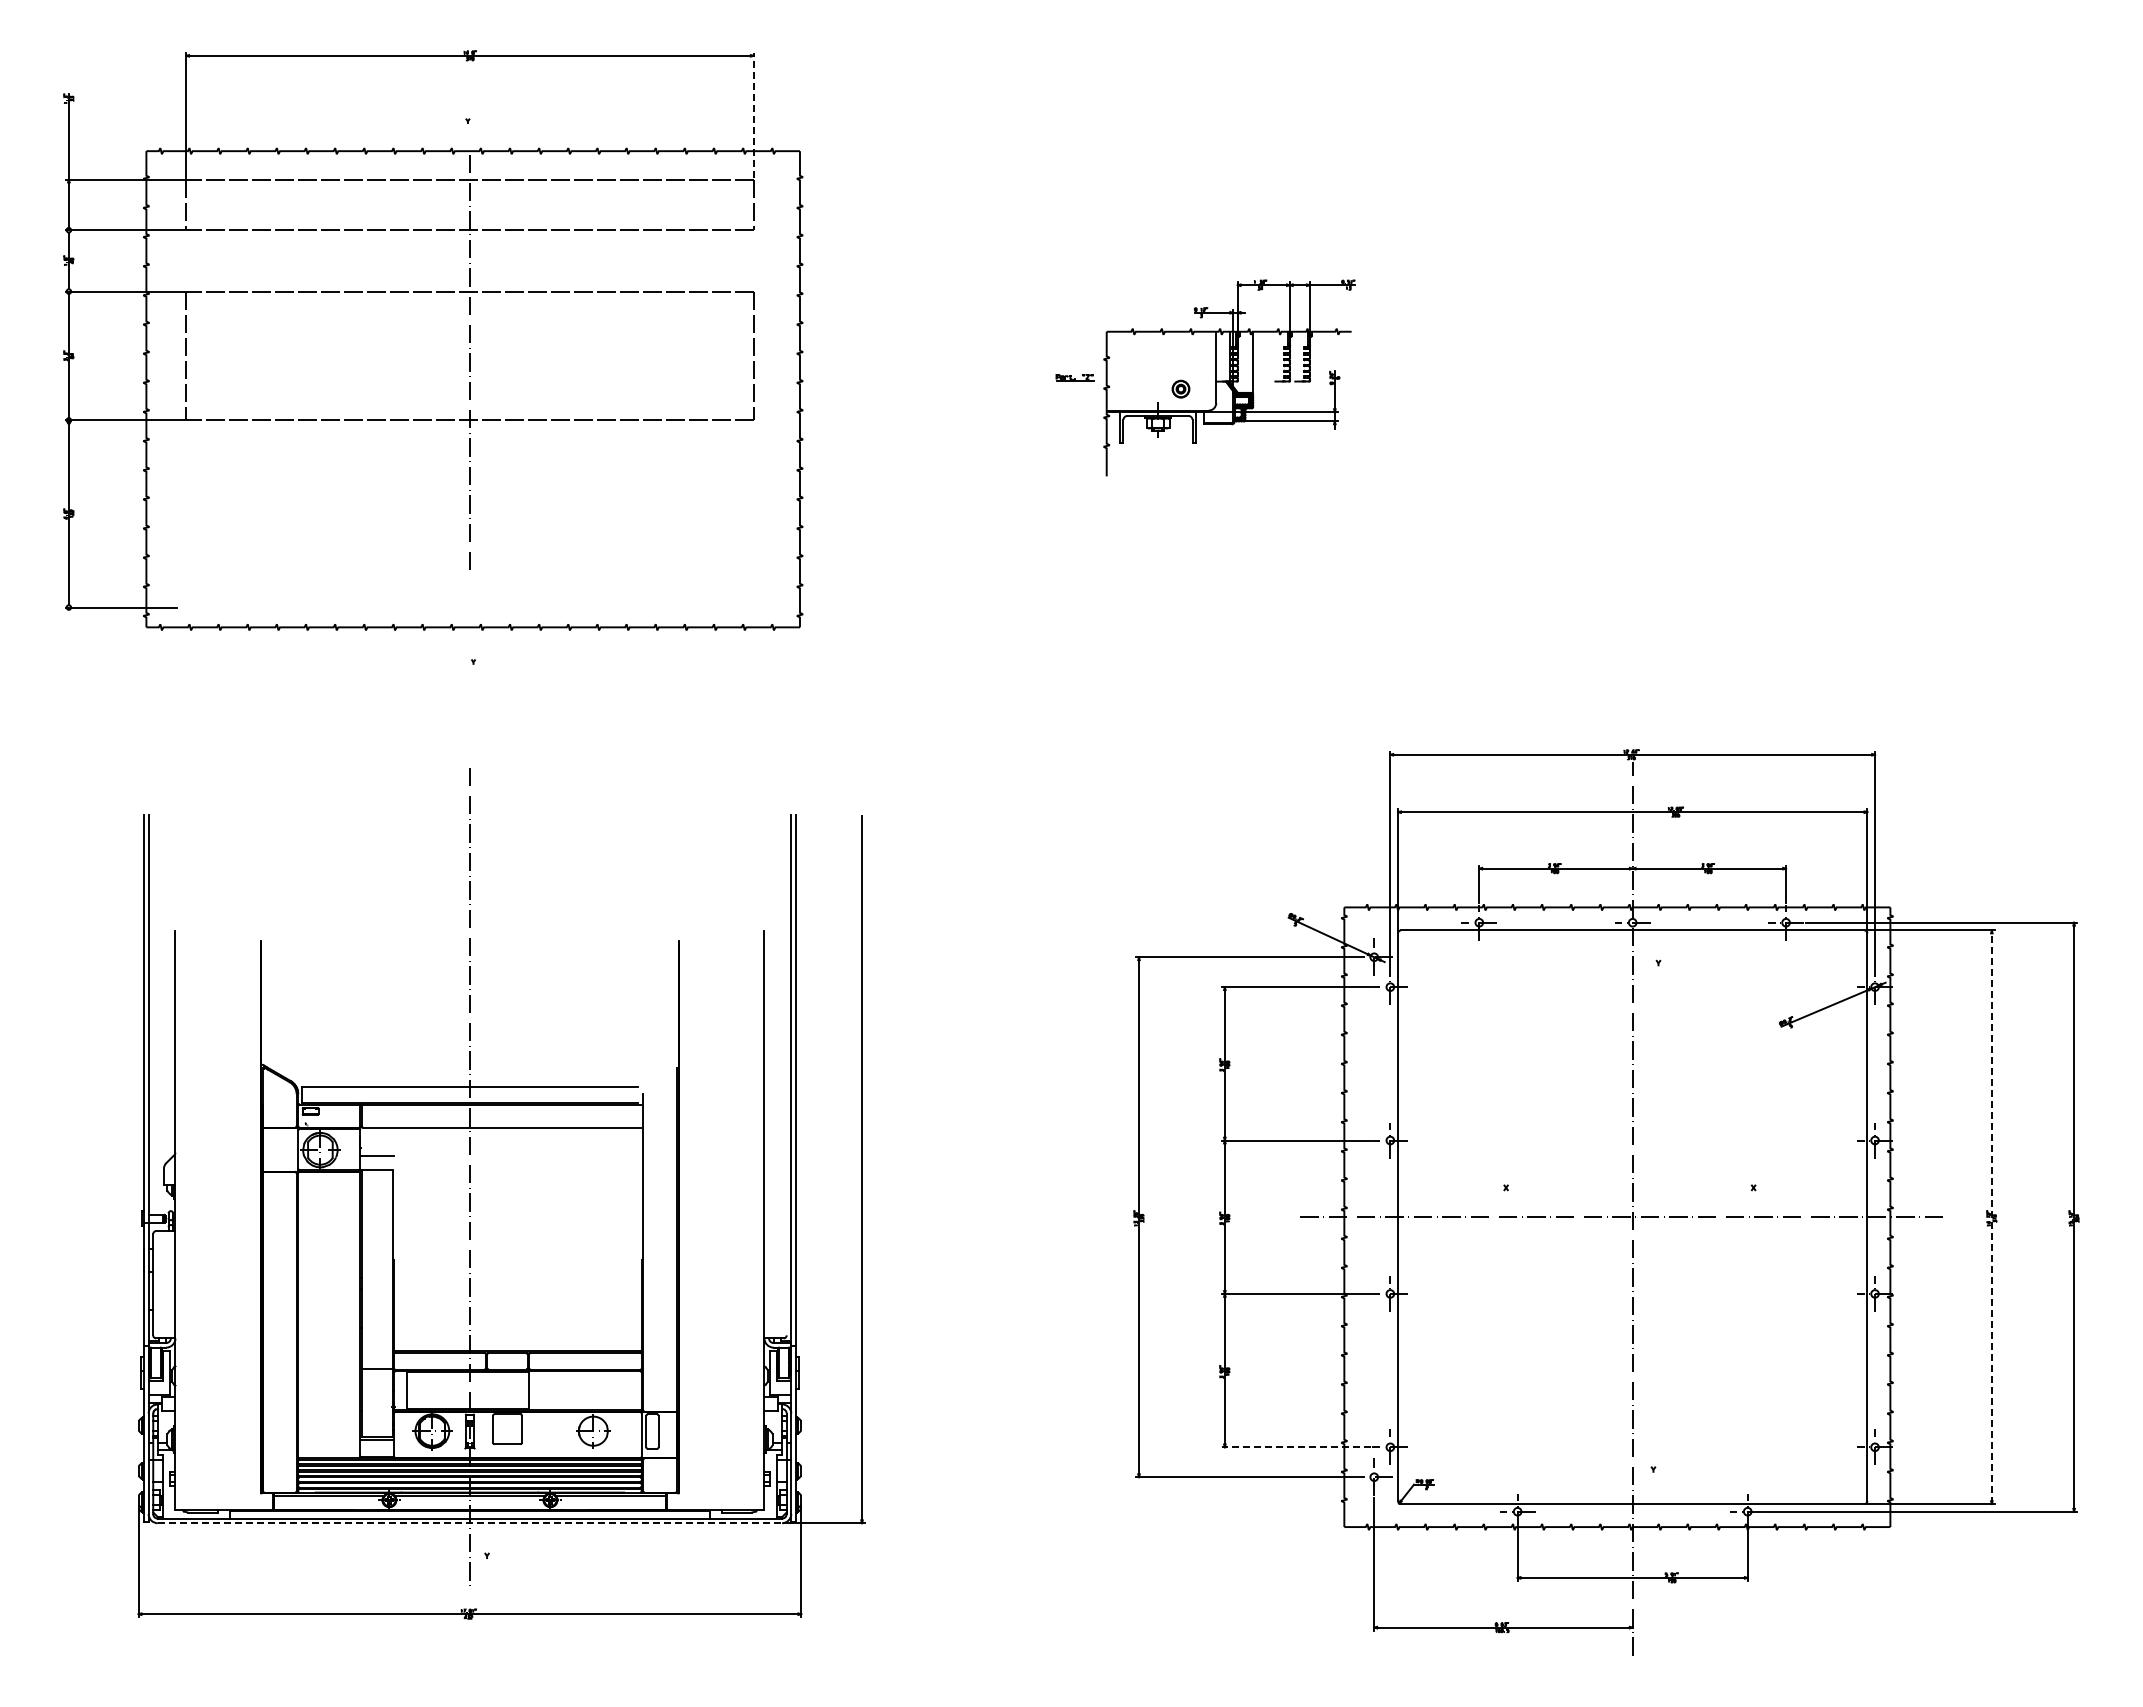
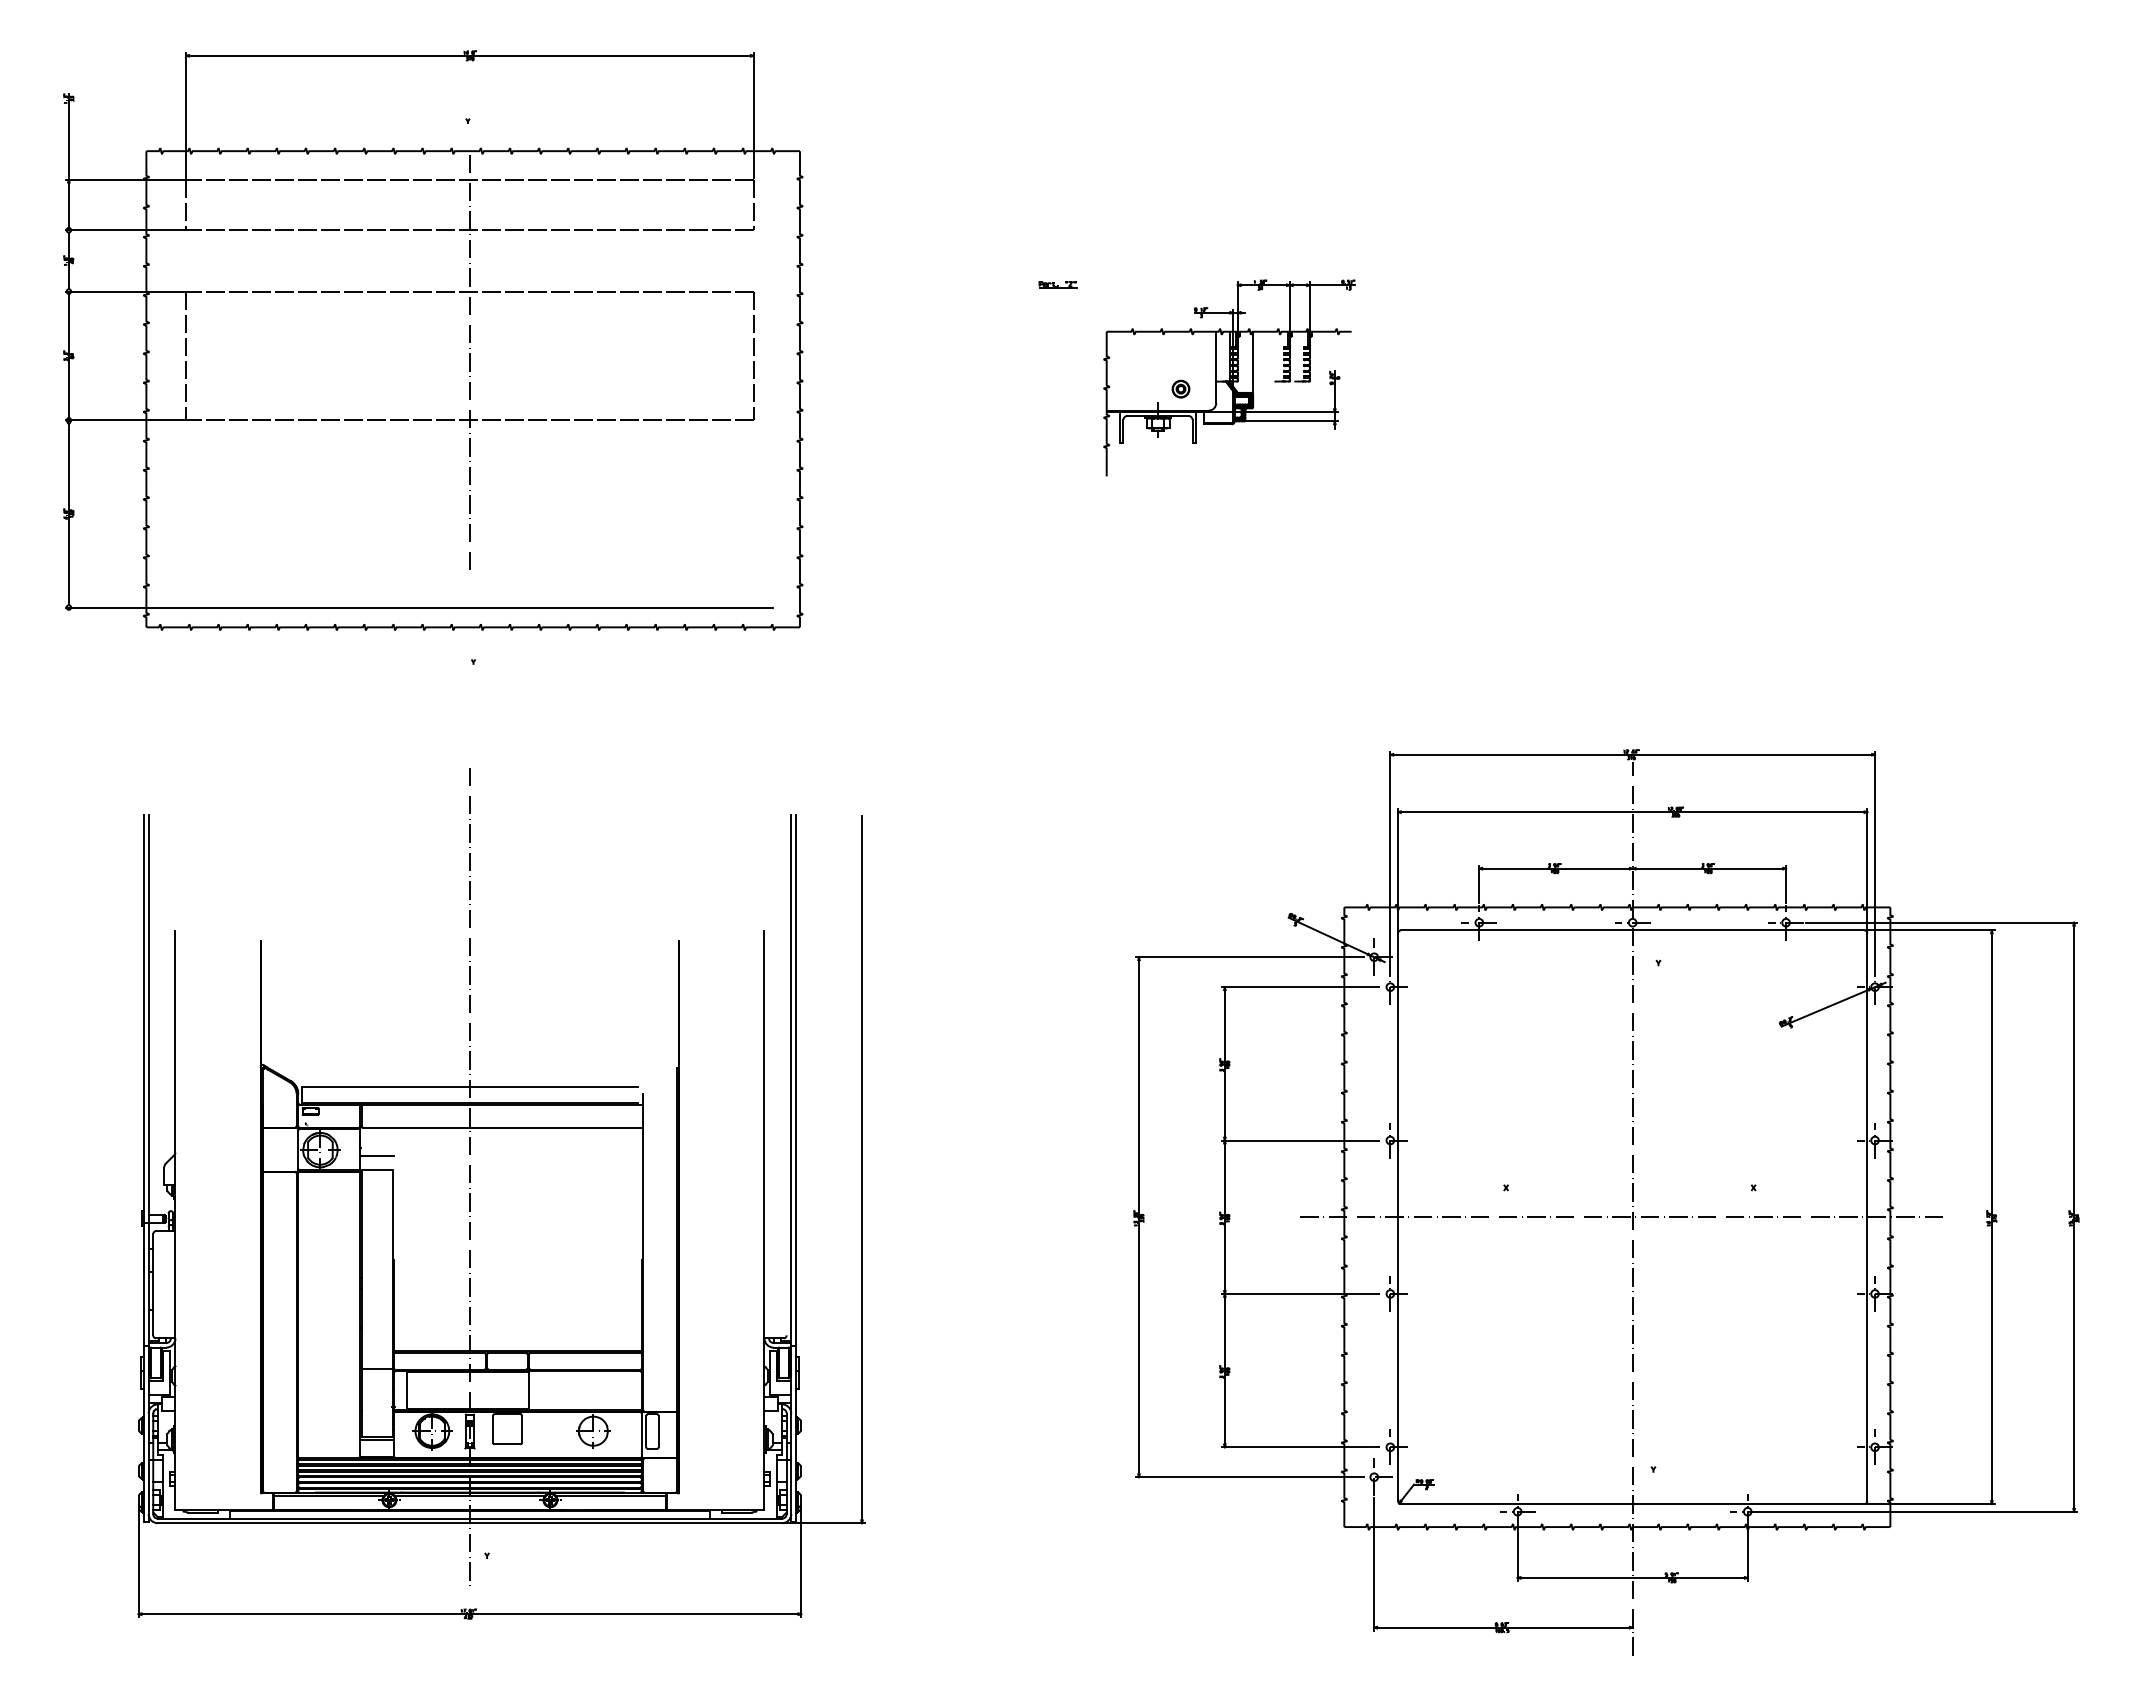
line: dashed -> solid (753, 115)
part position: (1074, 377) -> (1057, 284) (1057, 284)
line: none -> present (475, 607)
line: dashed -> solid (1991, 1217)
line: dashed -> solid (1296, 1447)
line: dashed -> solid (470, 1523)
